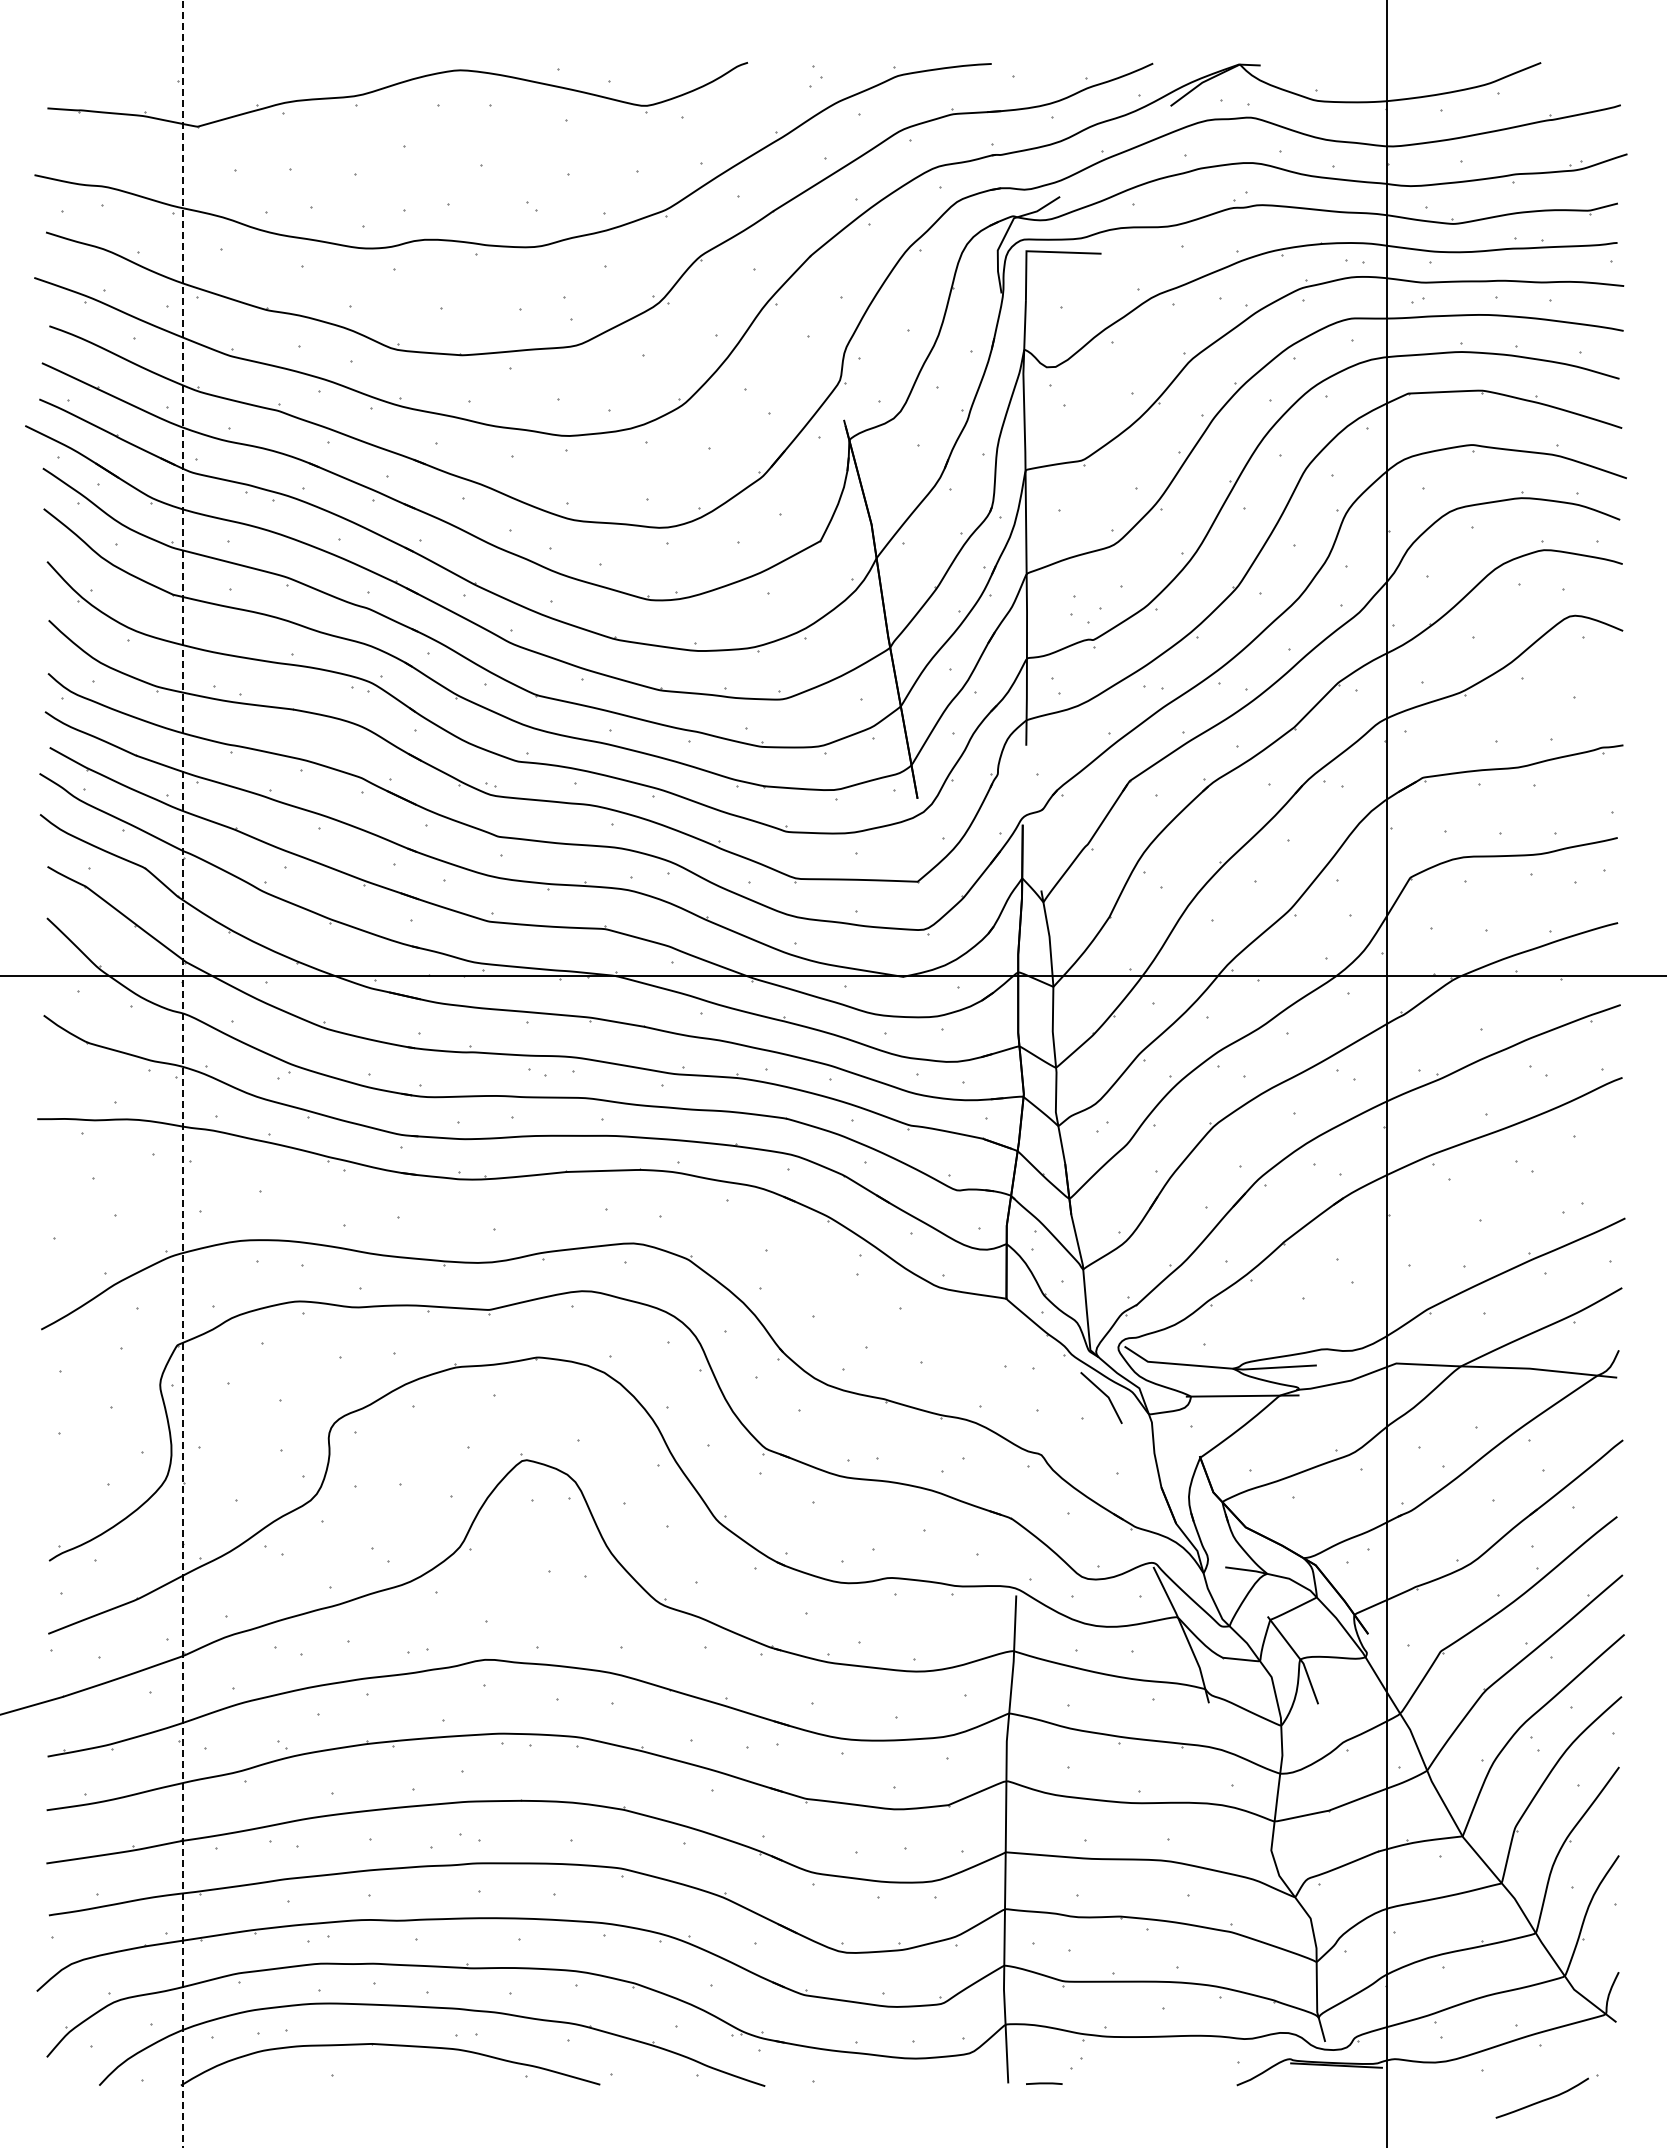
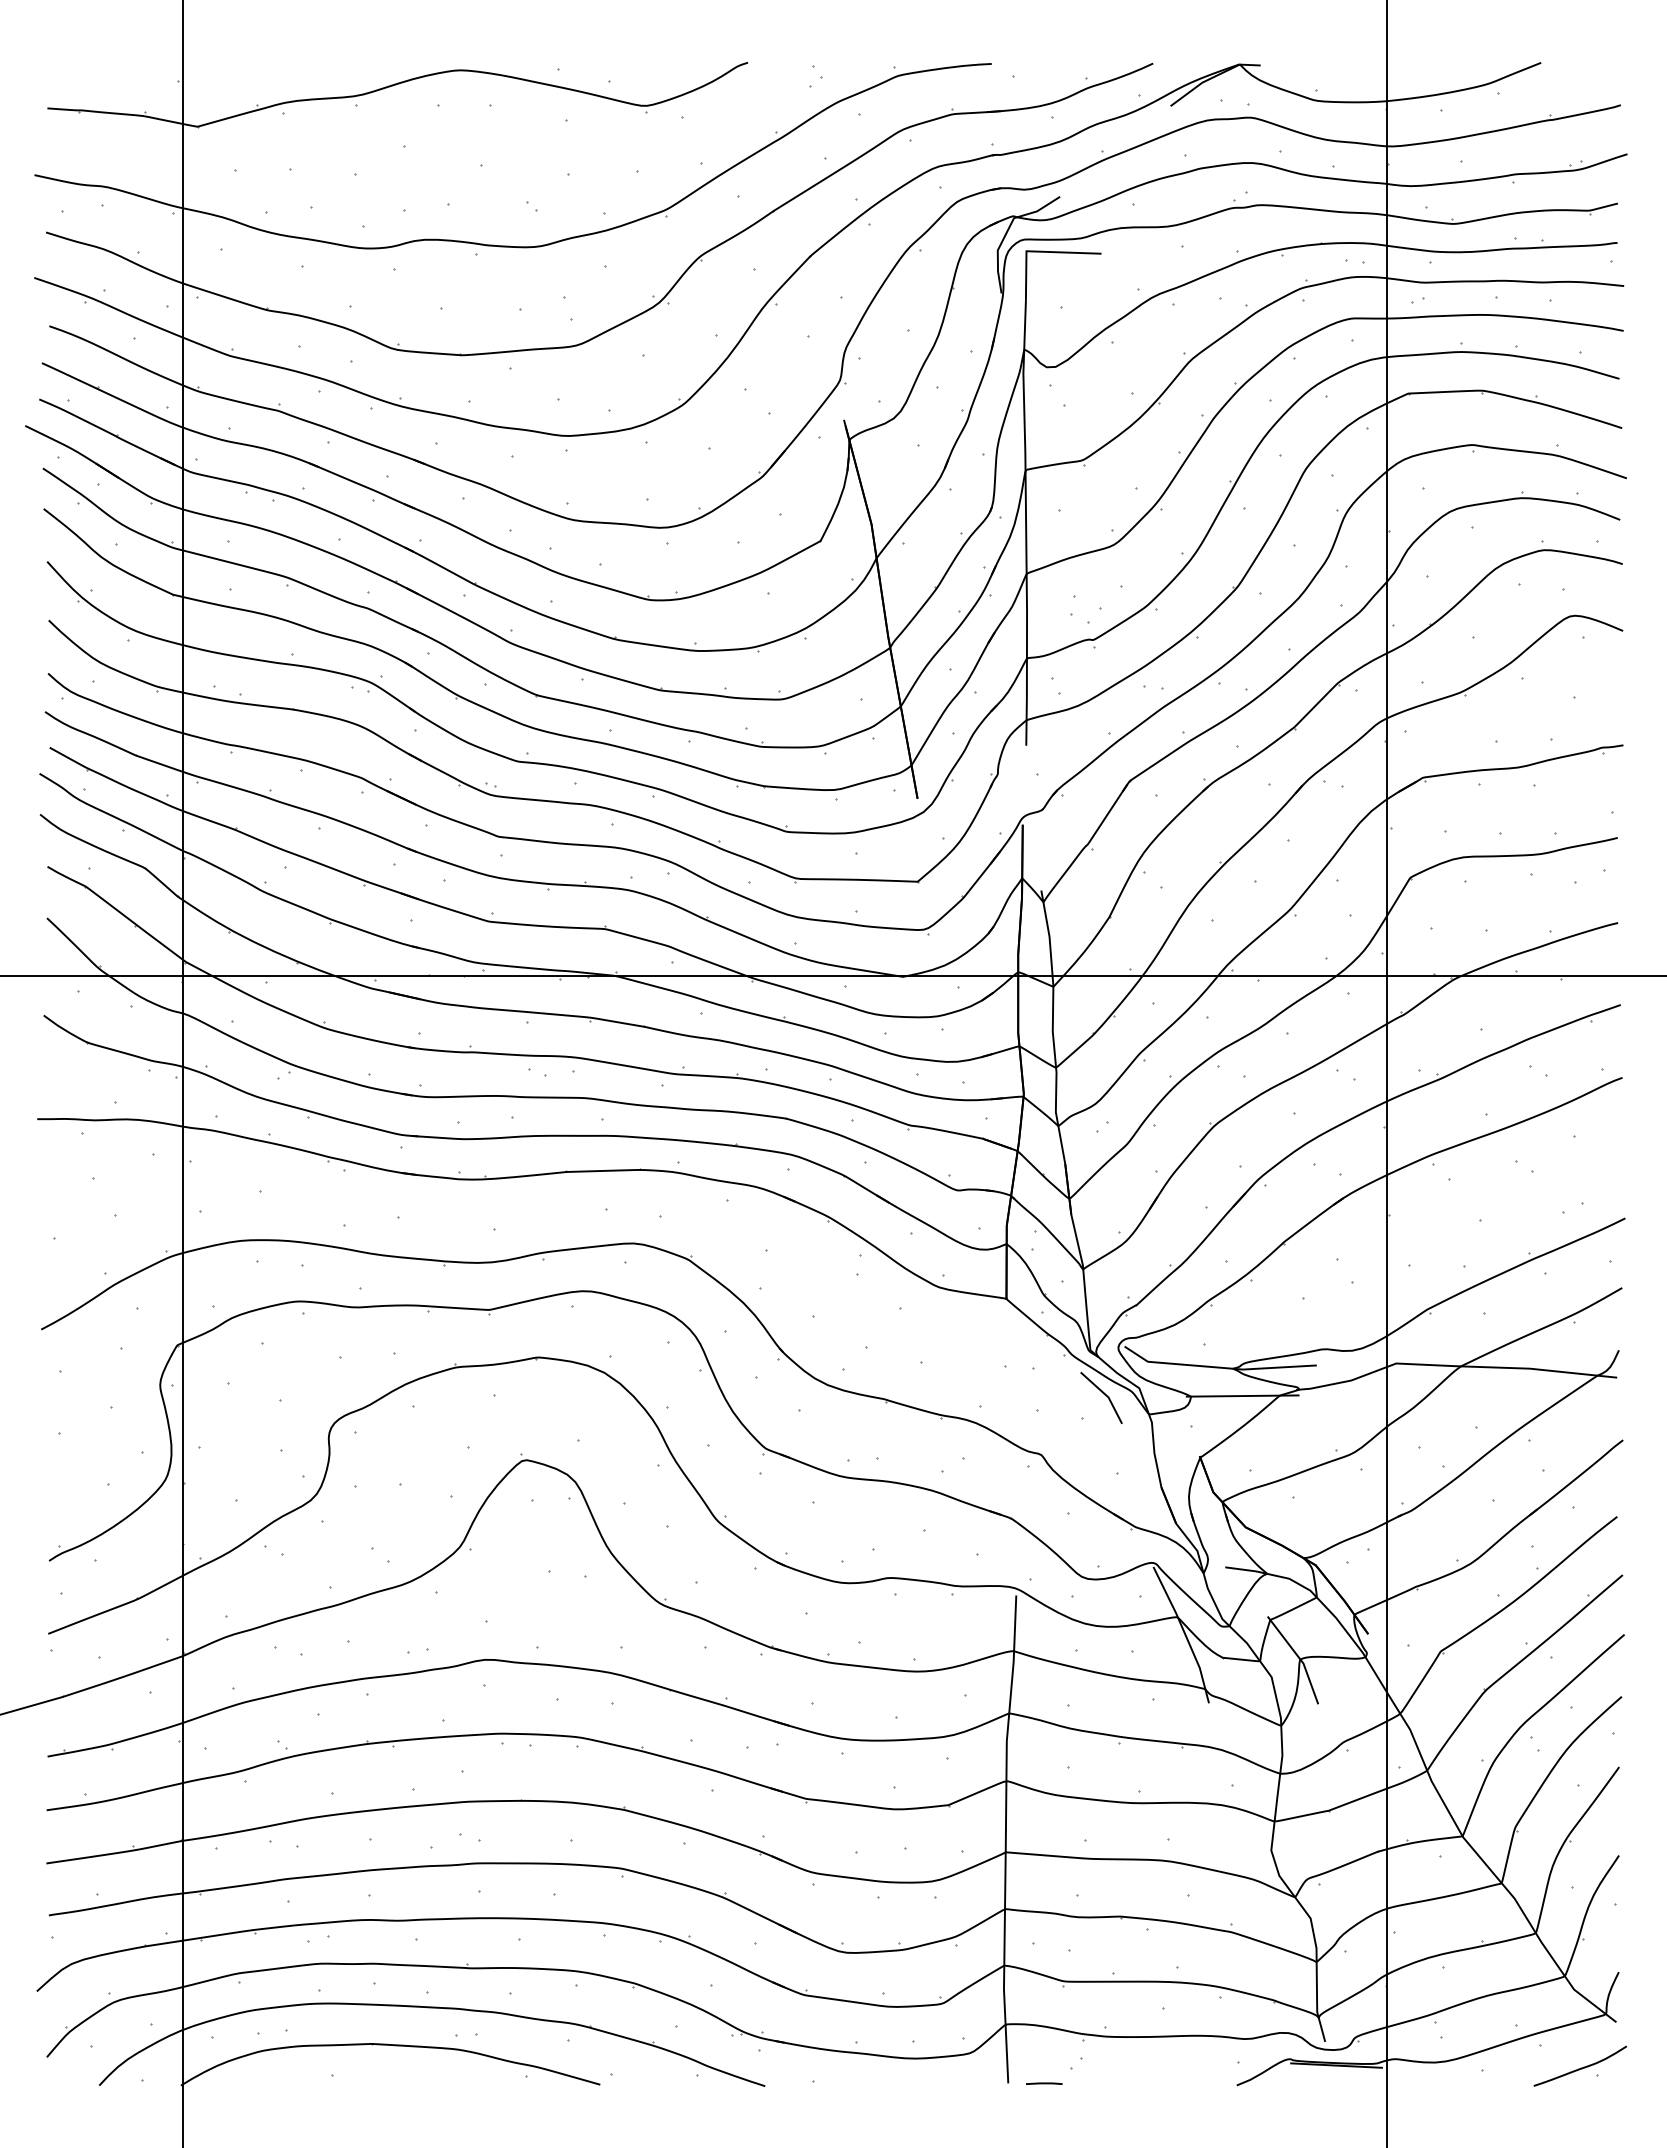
line: dashed -> solid (183, 1073)
curve position: (1543, 2099) -> (1581, 2067) (1581, 2067)
